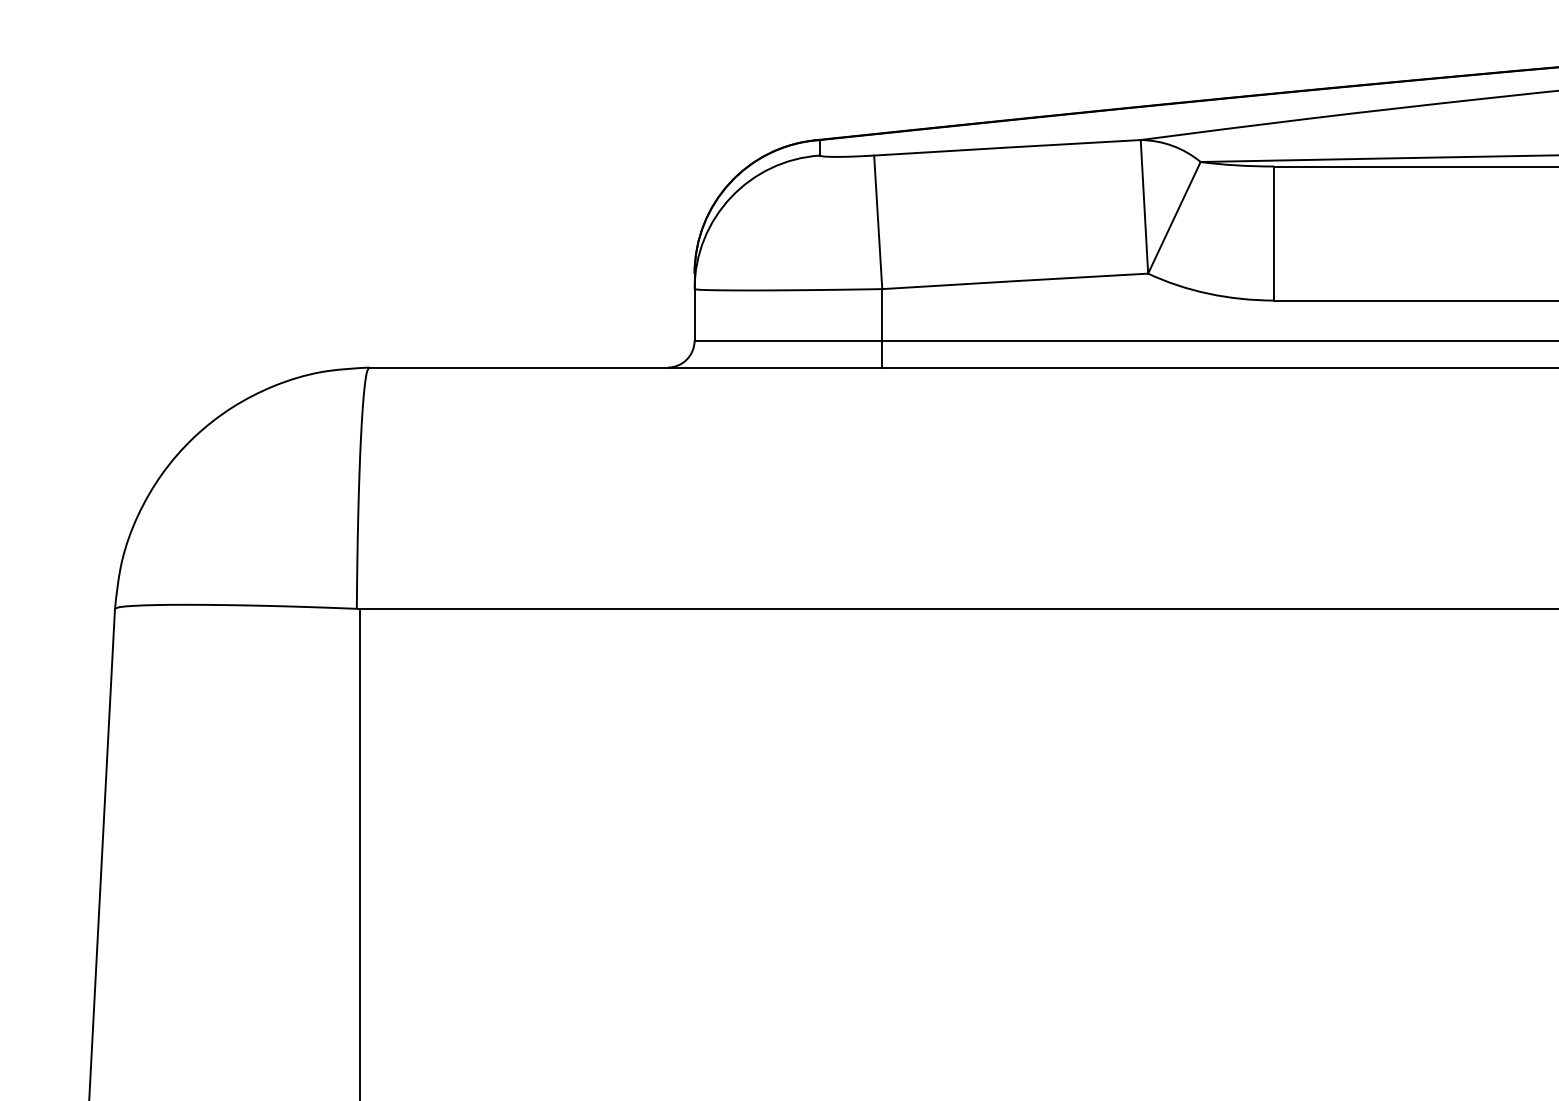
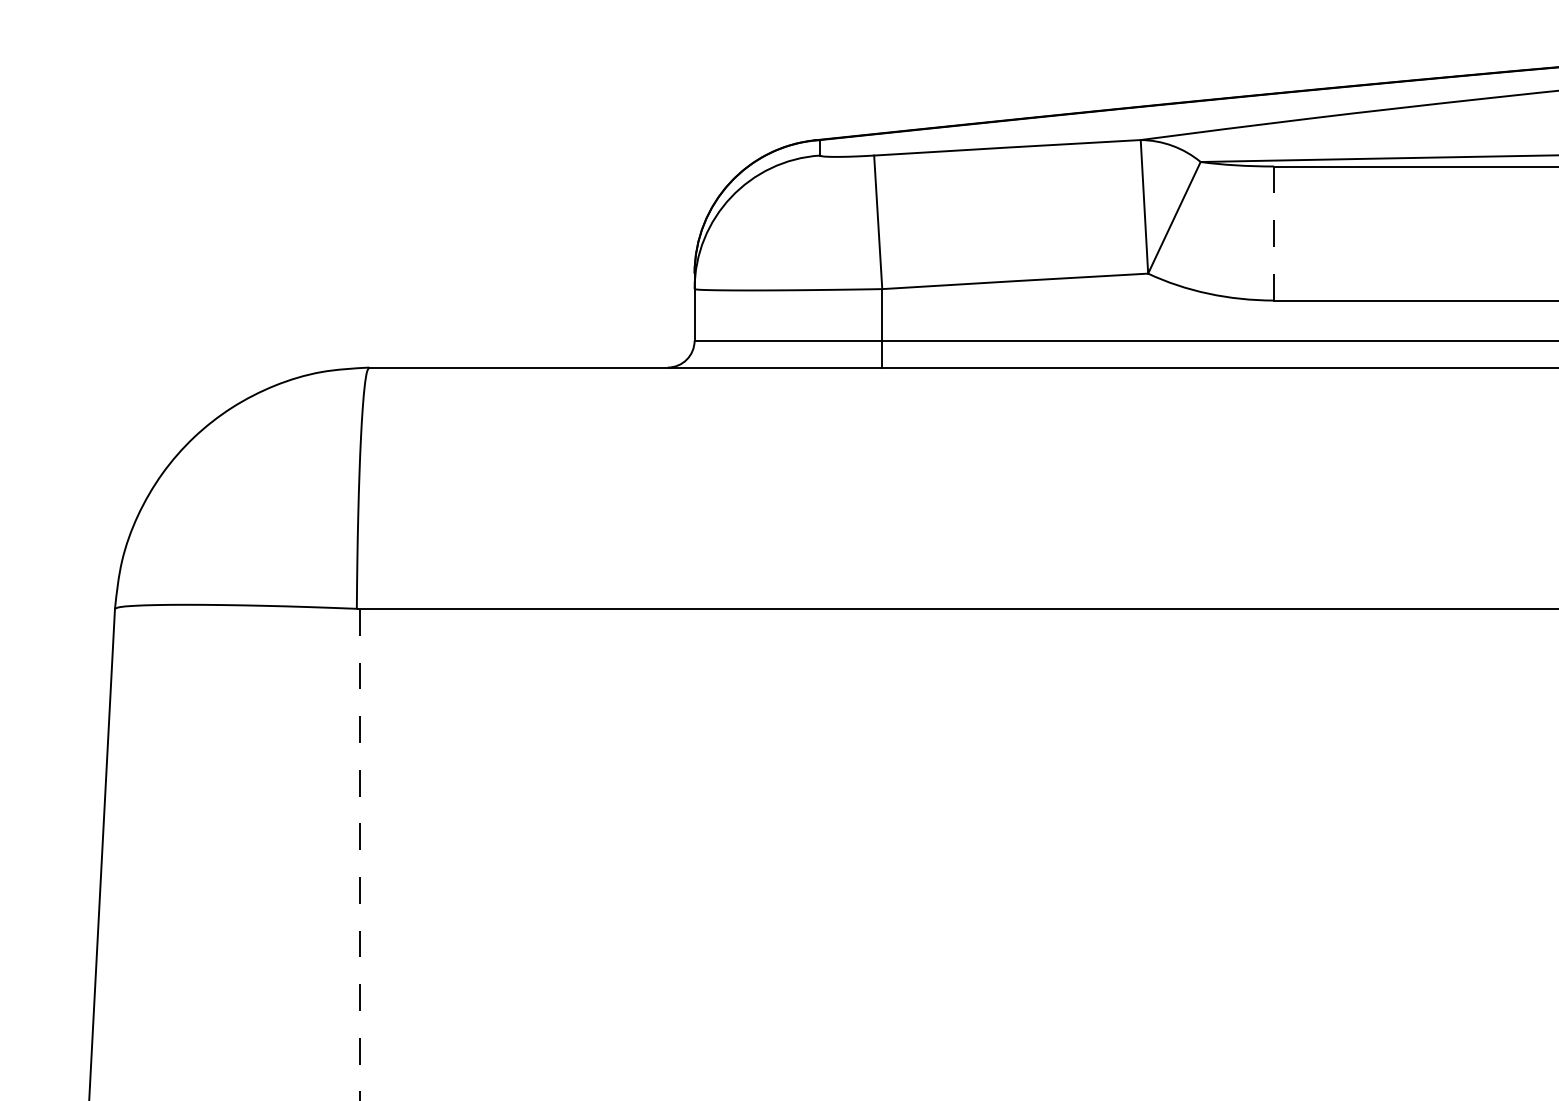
line: solid -> dashed (1274, 233)
line: solid -> dashed (359, 854)
